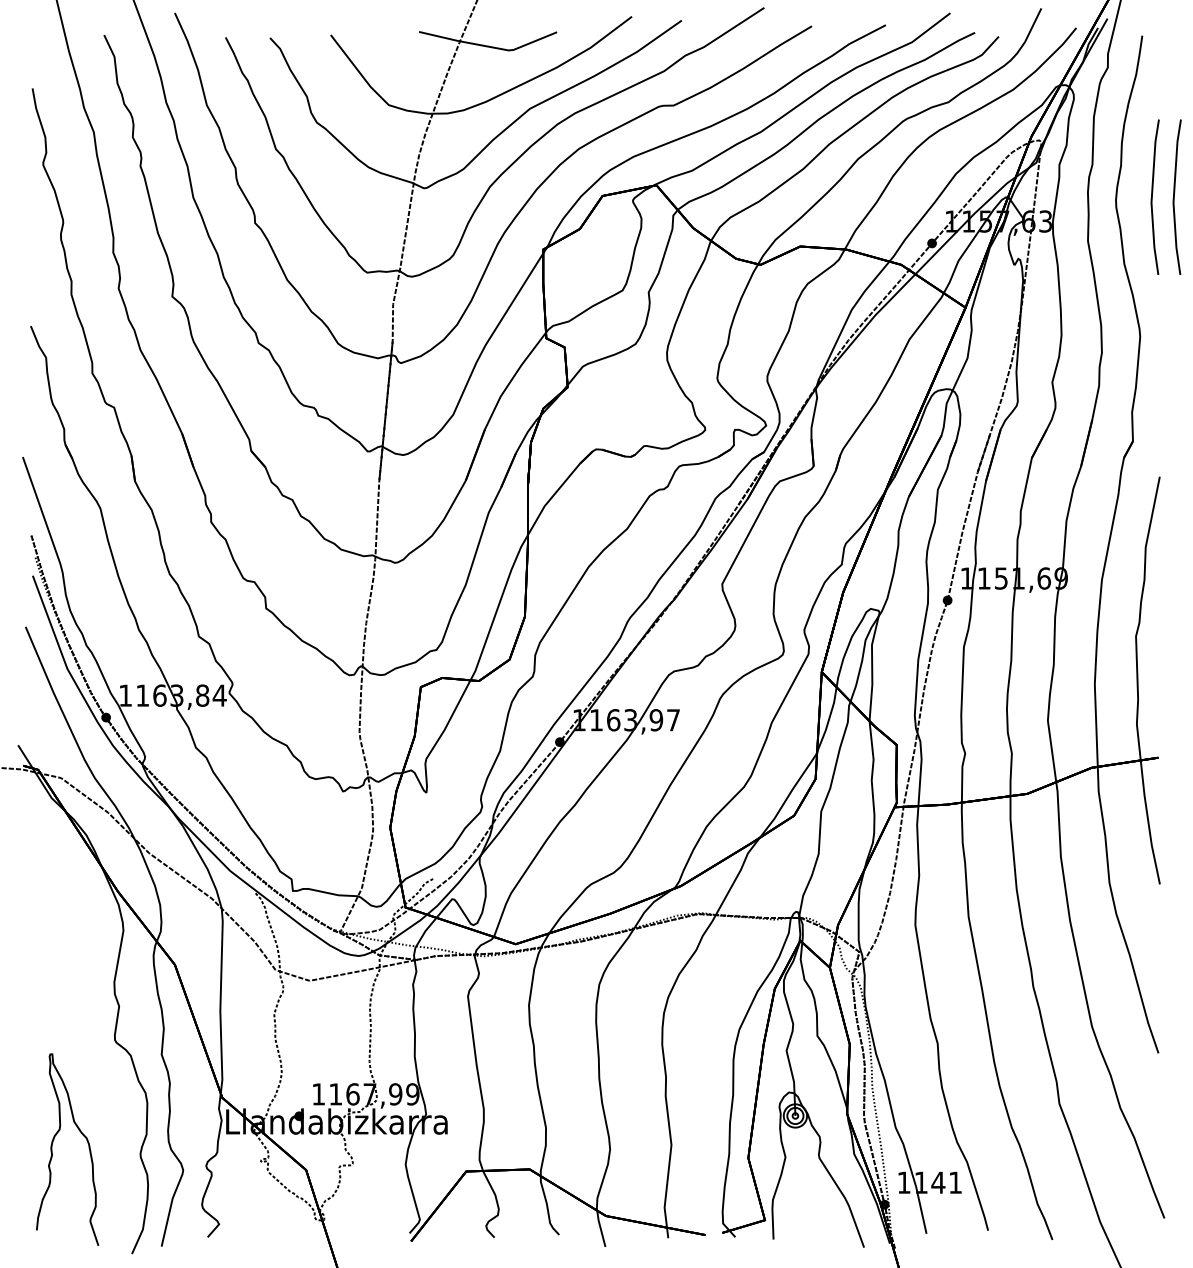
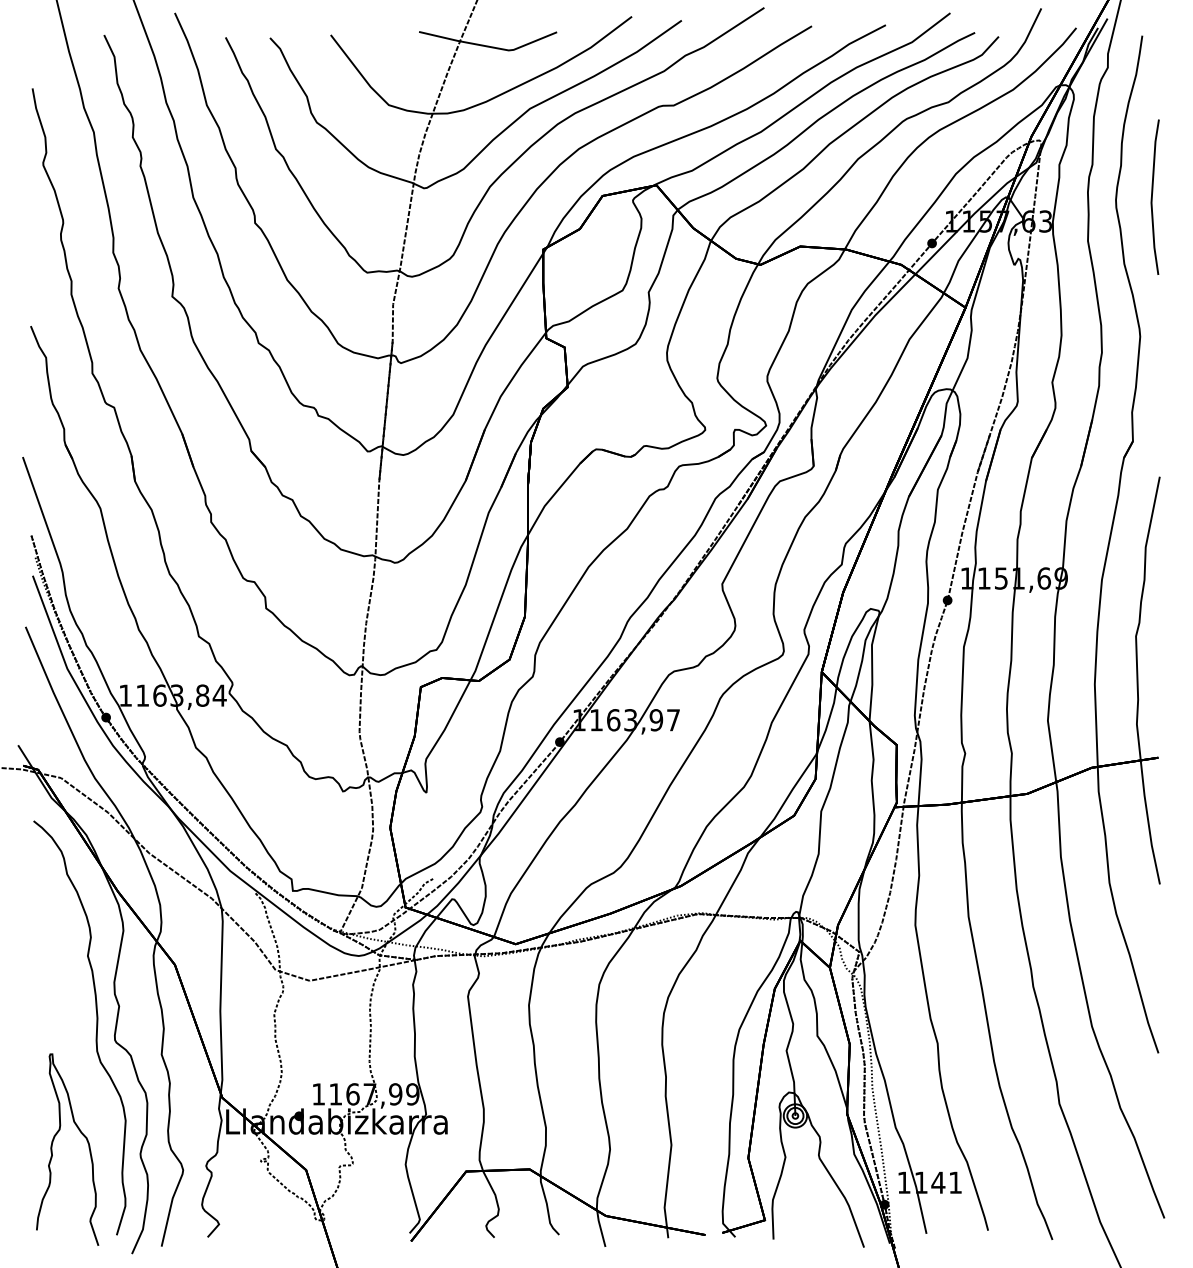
line: present -> none (1174, 196)
curve: none -> present (96, 1027)
